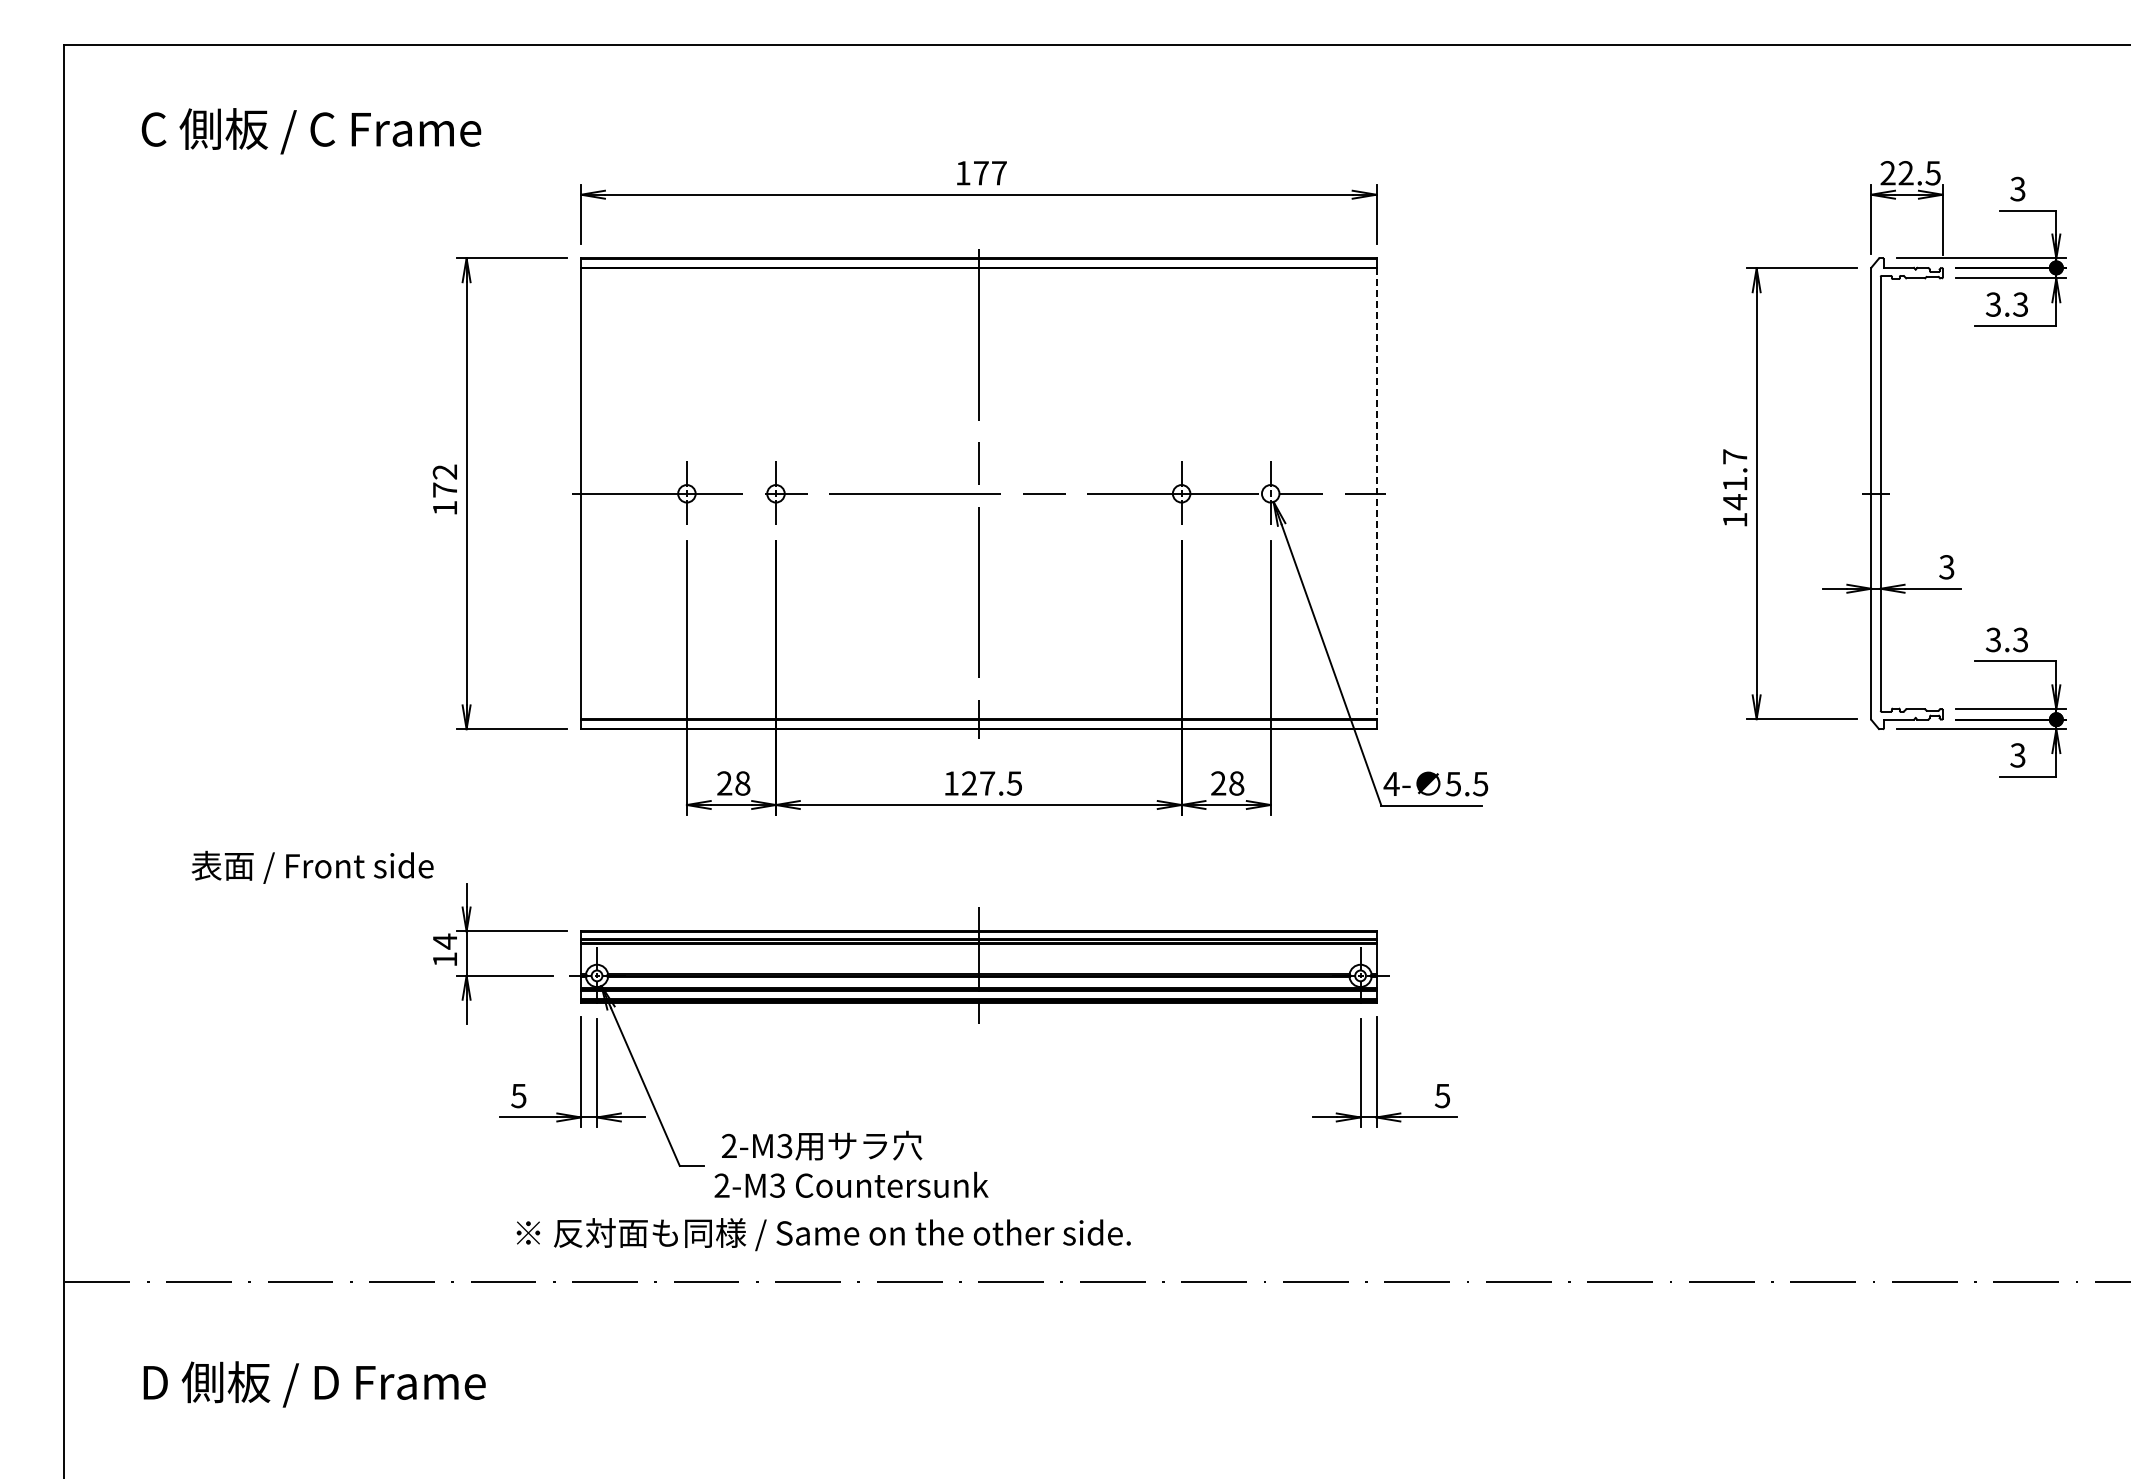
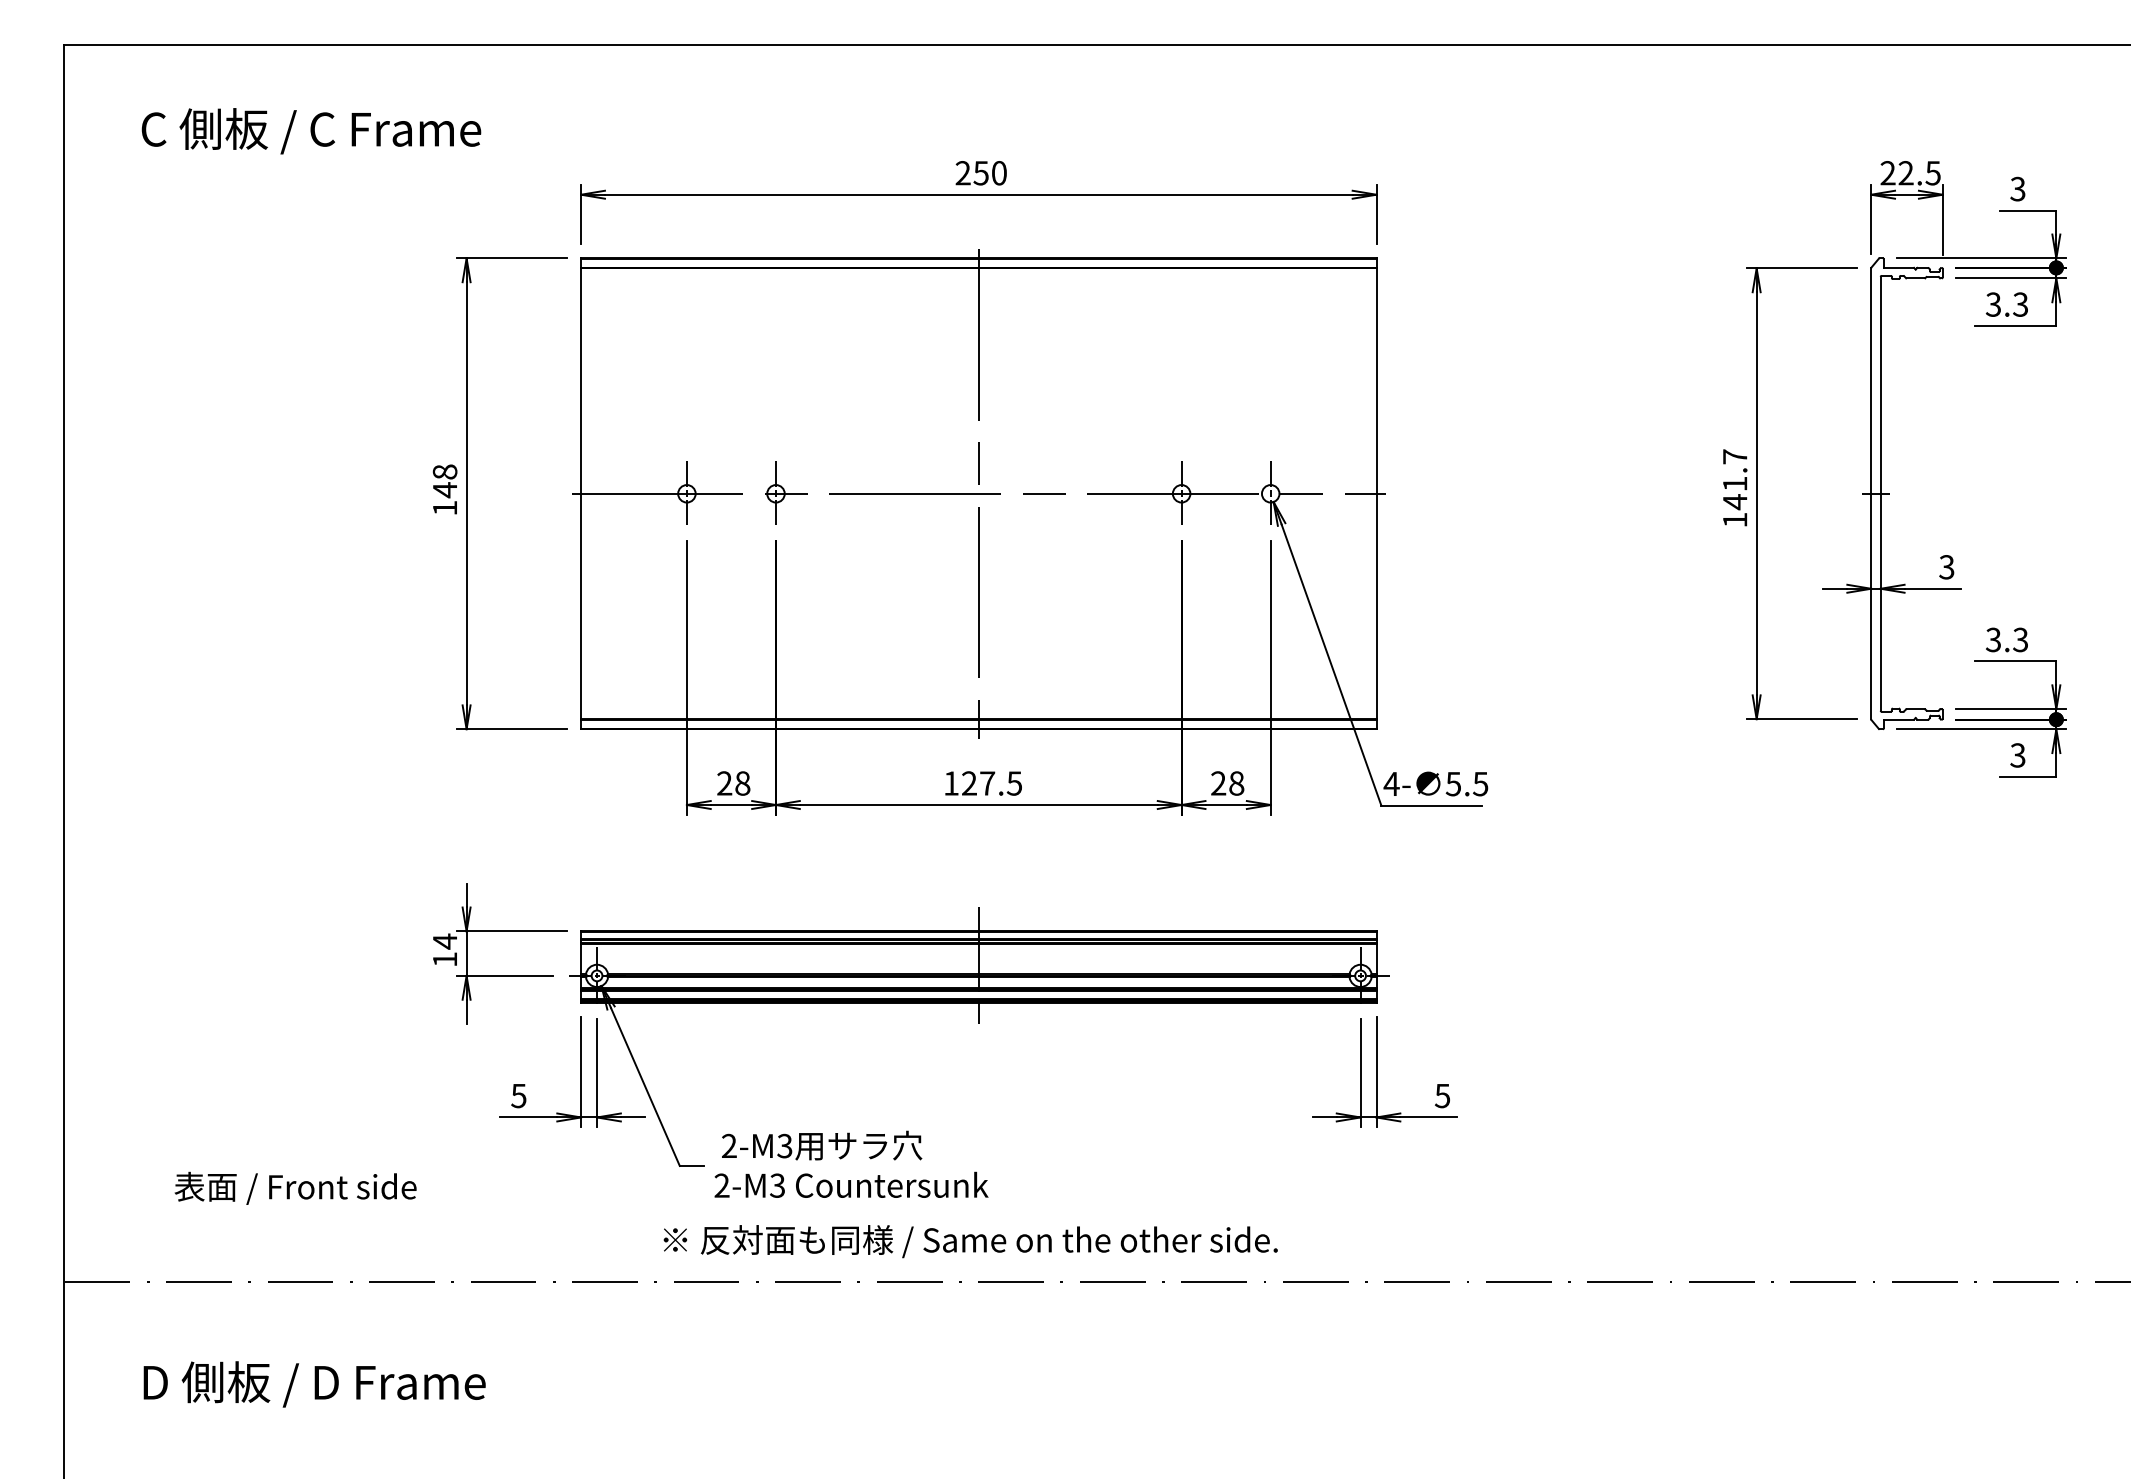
text: 177 -> 250 (980, 173)
text: 172 -> 148 (444, 481)
line: dashed -> solid (1376, 493)
text position: (312, 866) -> (295, 1187) (295, 1187)
text position: (823, 1234) -> (970, 1241) (970, 1241)
